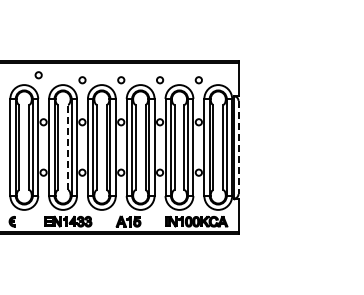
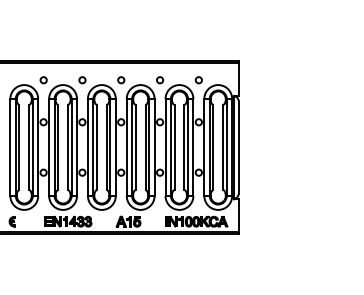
circle position: (38, 75) -> (43, 80) (43, 80)
line: dashed -> solid (67, 147)
line: dashed -> solid (238, 147)
